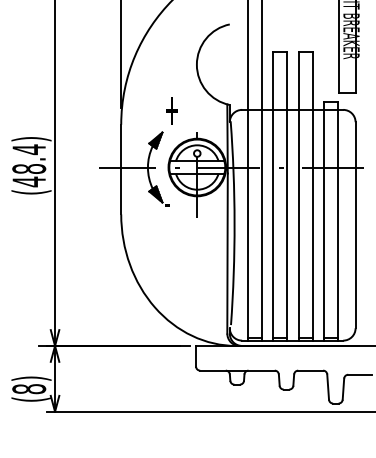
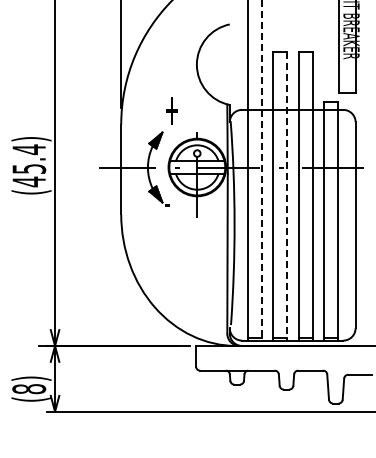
text: (48.4) -> (45.4) (29, 168)
line: solid -> dashed (261, 170)
line: solid -> dashed (287, 197)
